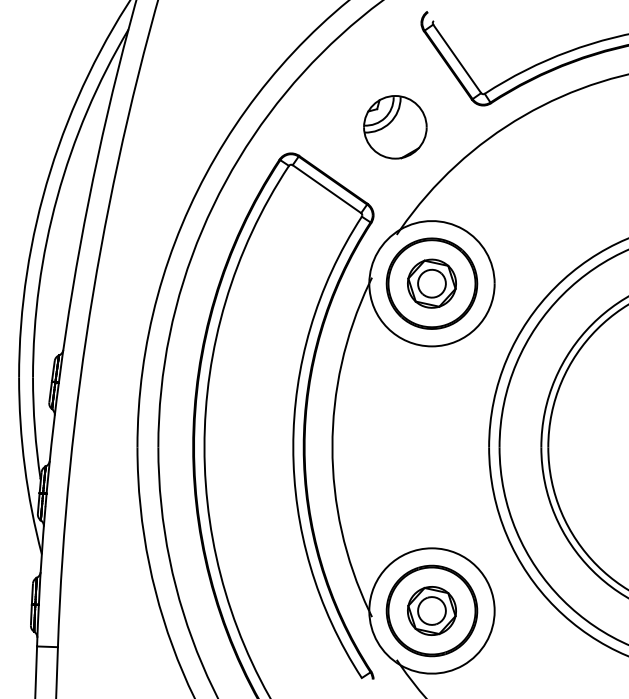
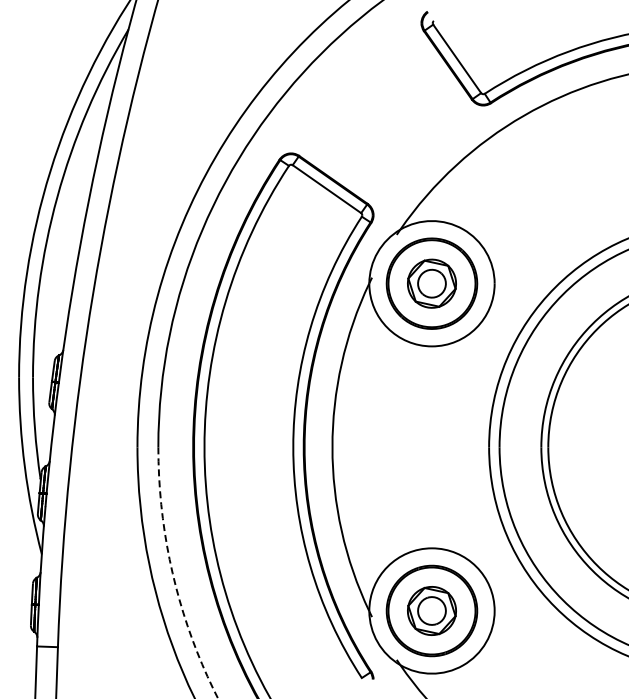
part: present -> none (395, 127)
arc: solid -> dashed (173, 576)
